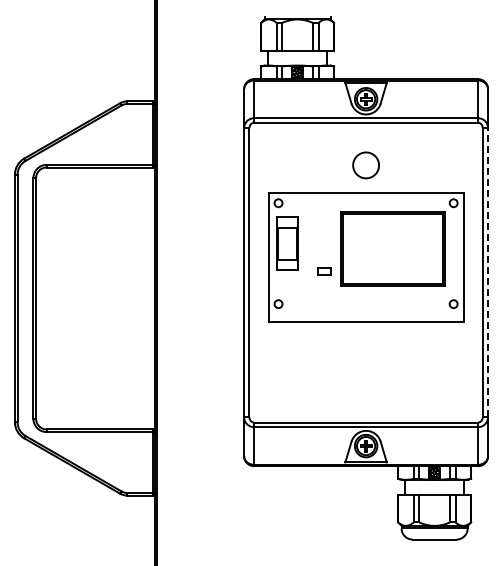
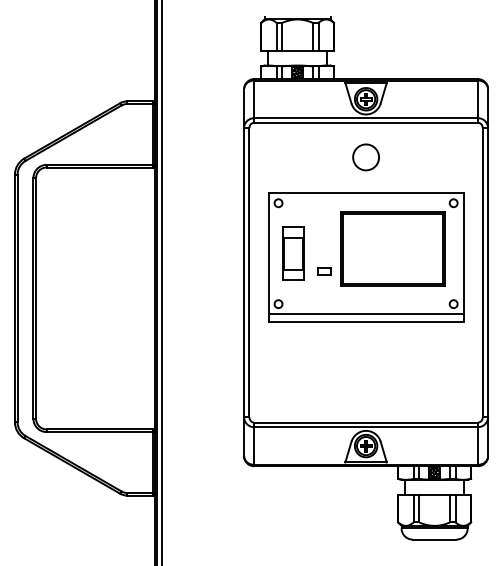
circle position: (365, 165) -> (365, 157) (365, 157)
part position: (287, 243) -> (293, 253) (293, 253)
line: dashed -> solid (488, 272)
line: none -> present (162, 282)
line: none -> present (365, 314)
